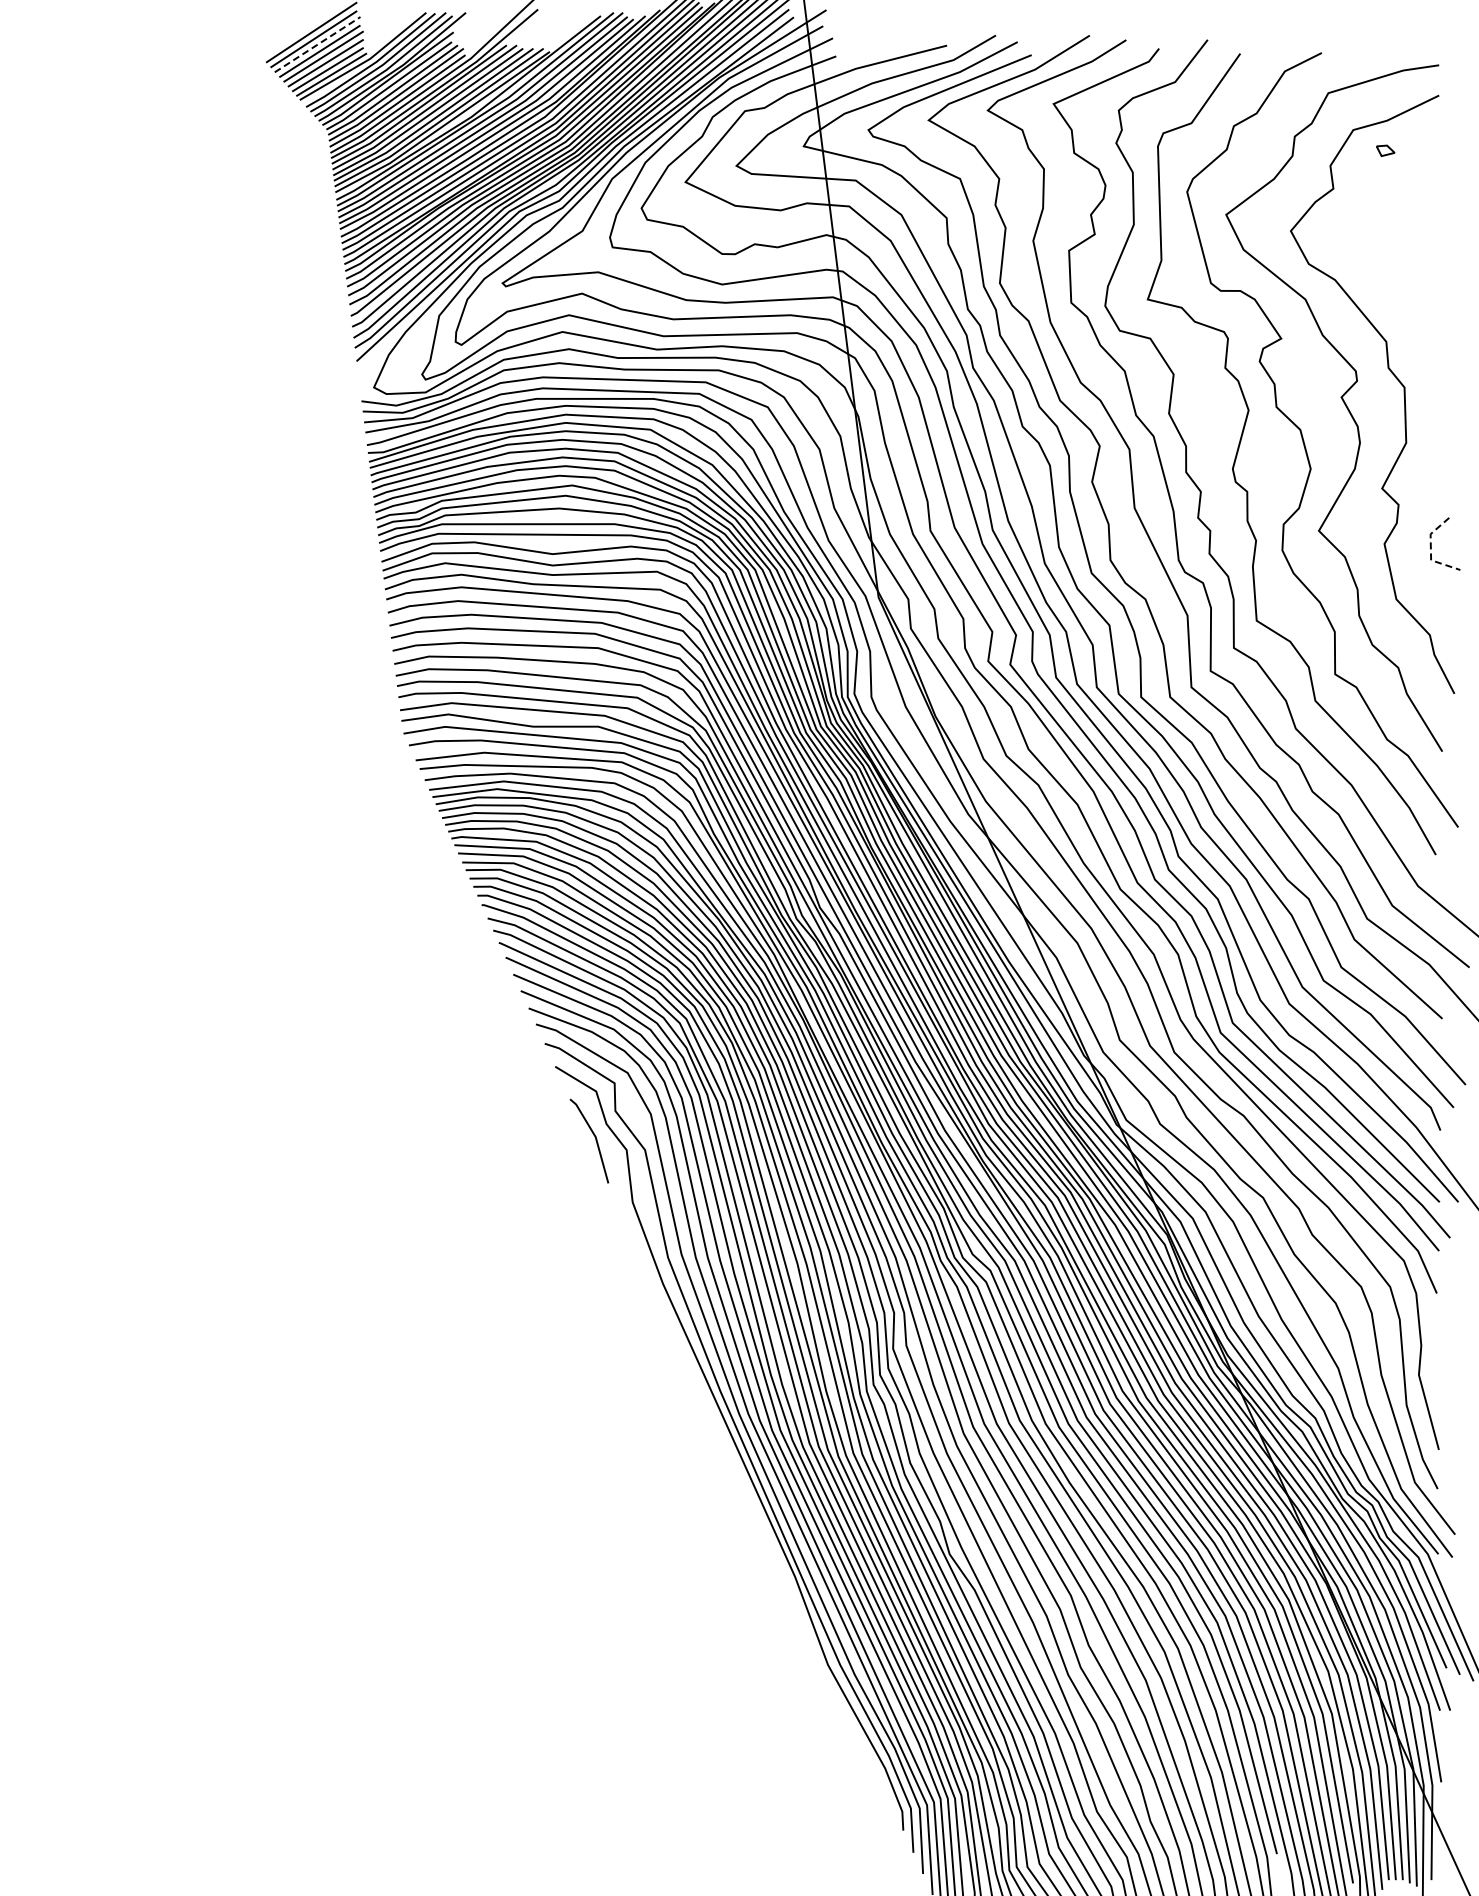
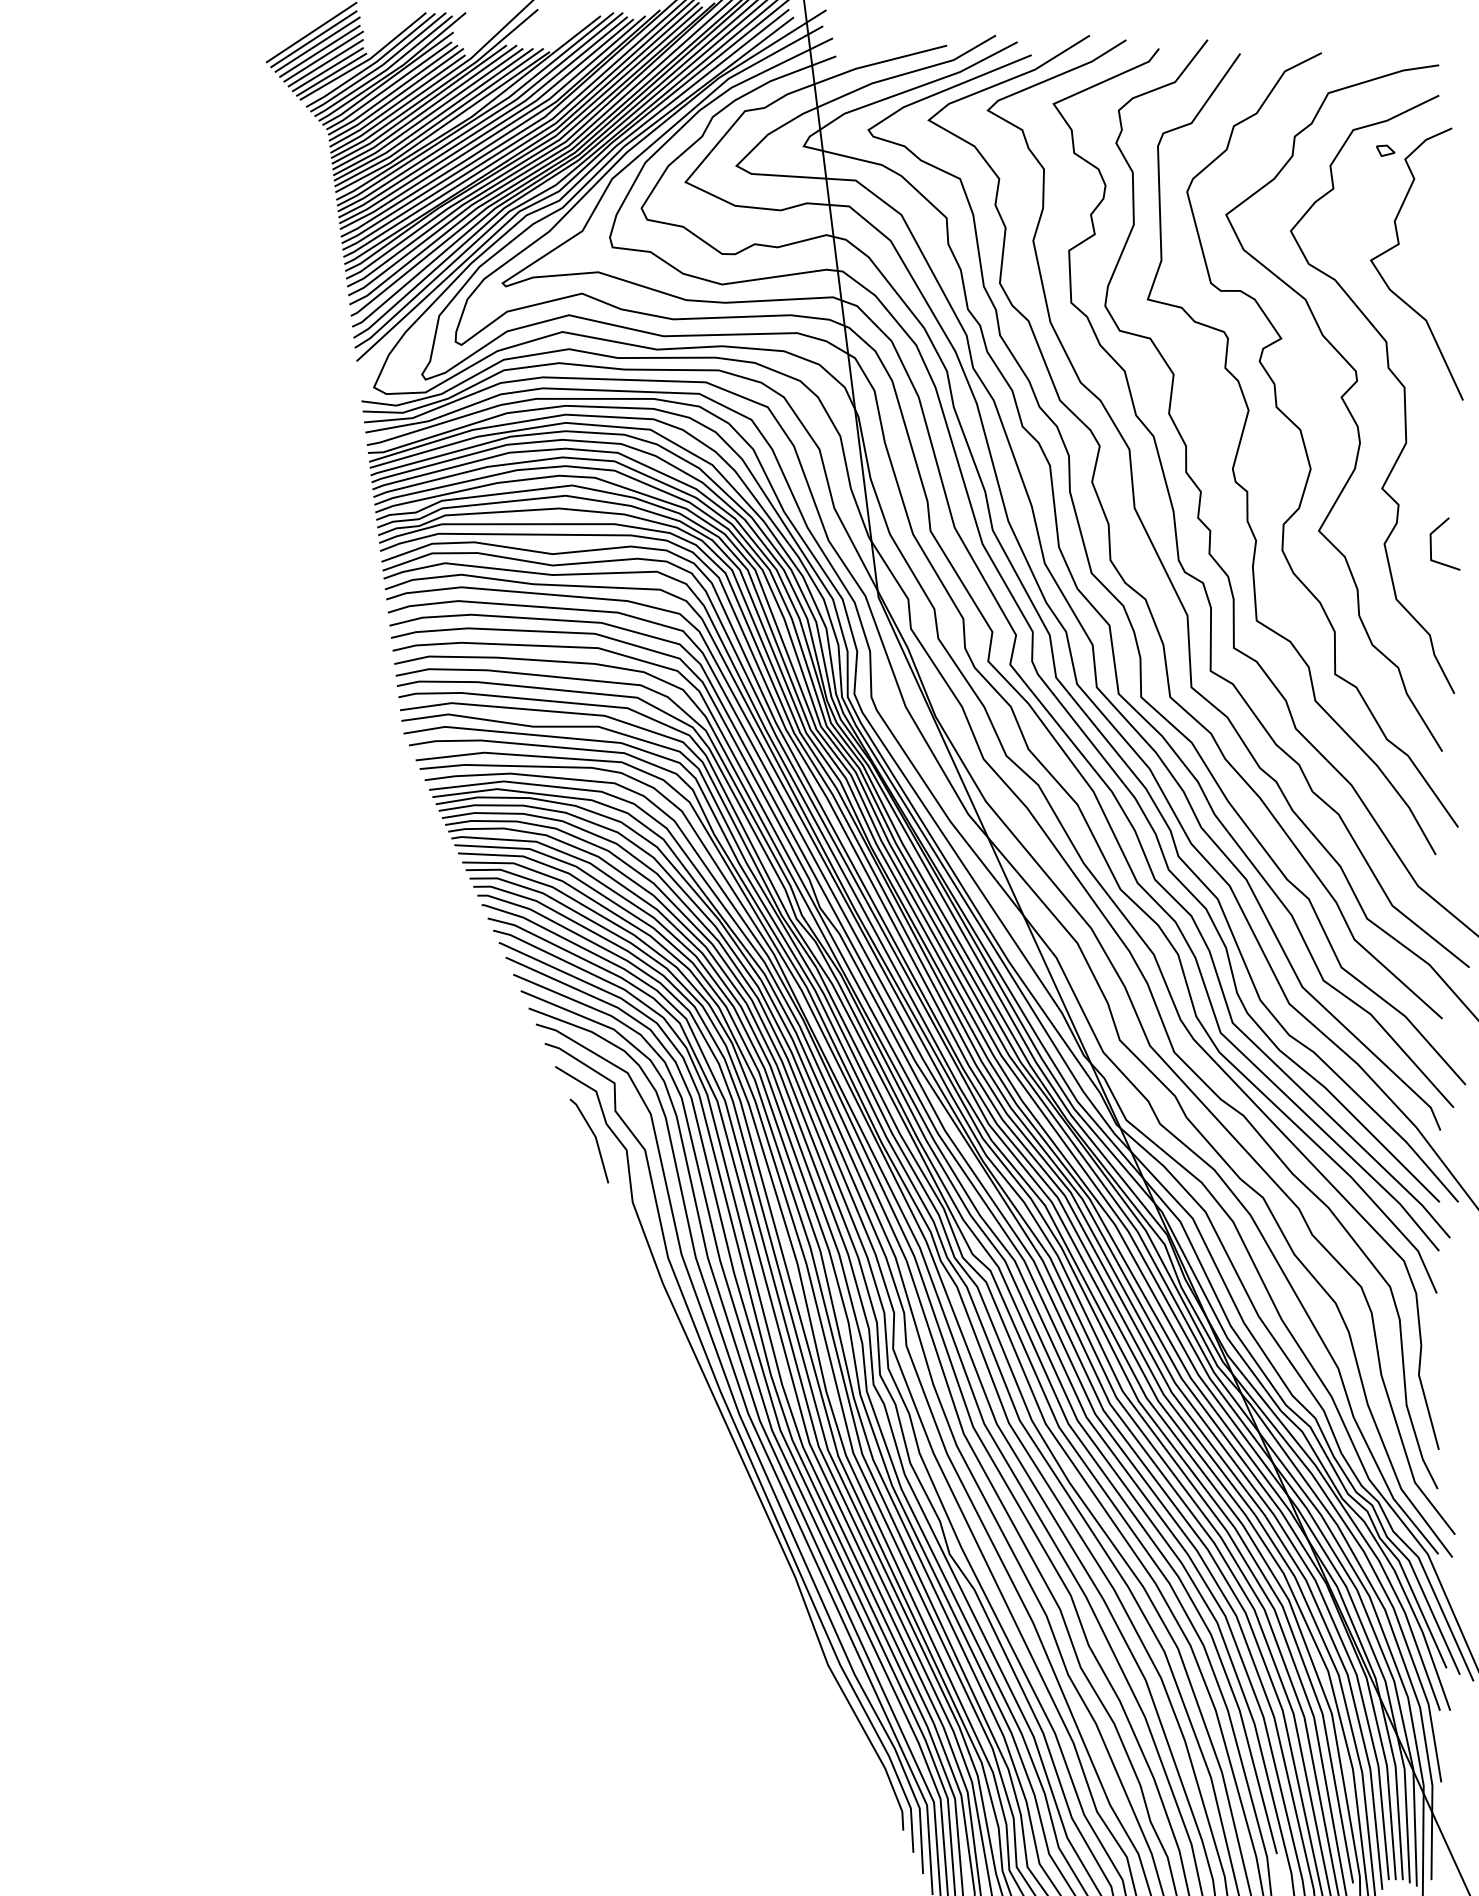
line: dashed -> solid (317, 44)
curve: none -> present (1398, 245)
line: dashed -> solid (1430, 550)
